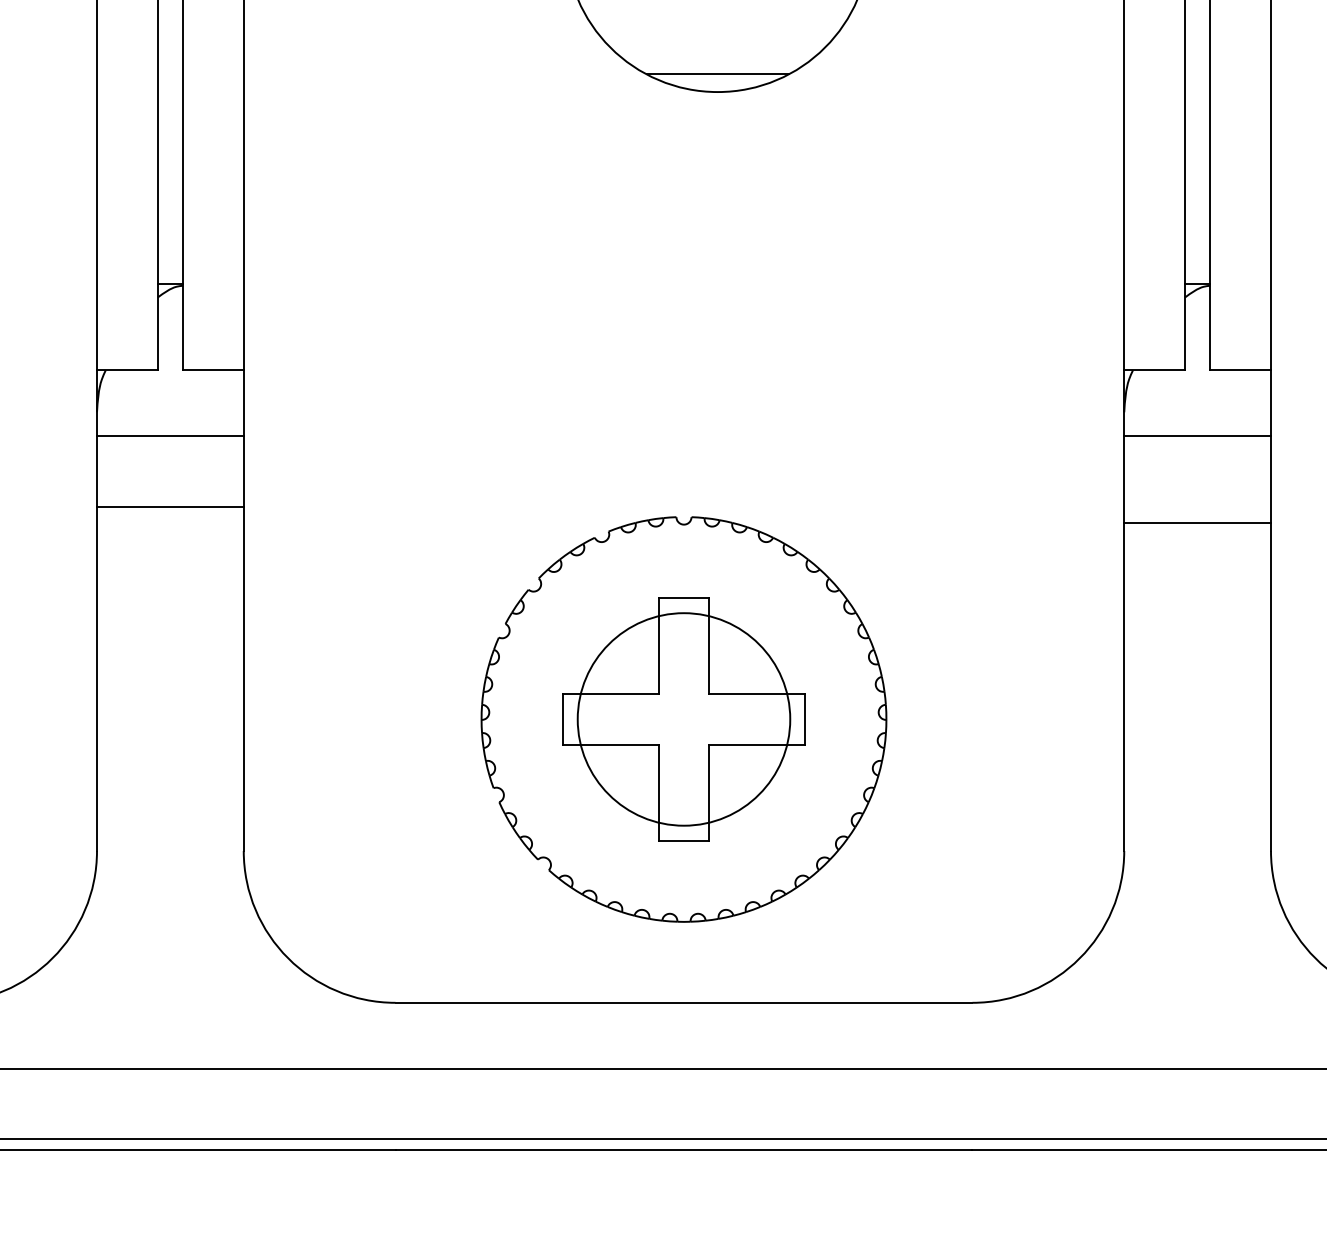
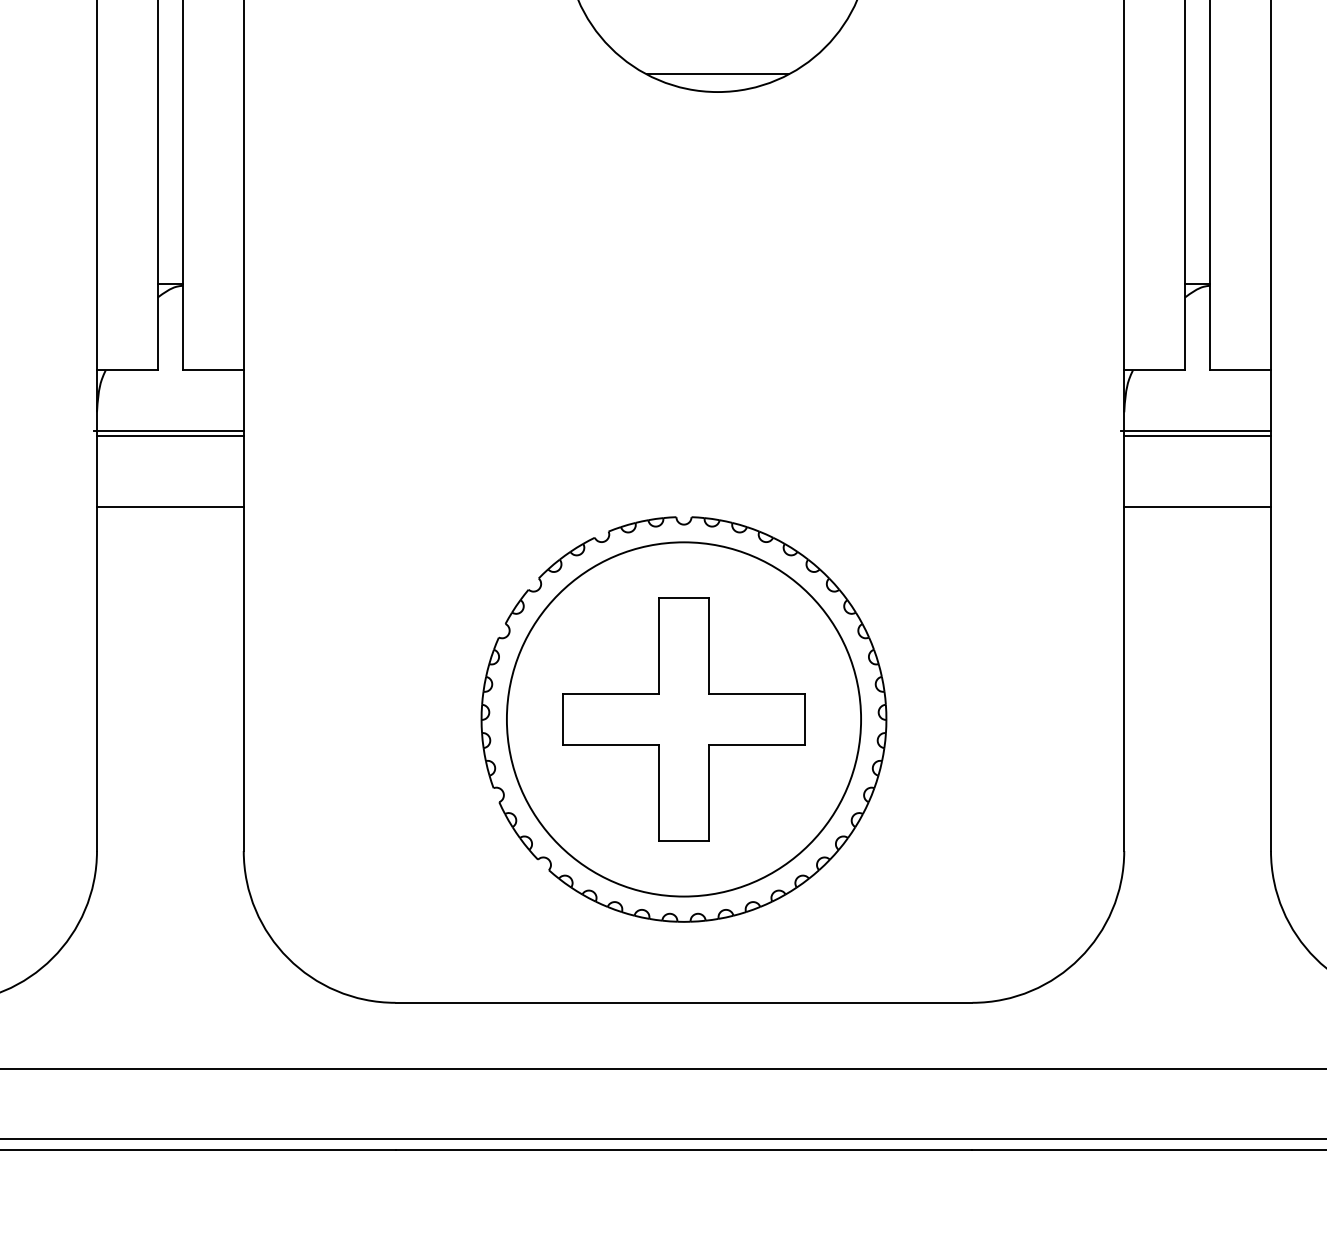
line: none -> present (168, 431)
line: none -> present (1195, 431)
line position: (1197, 522) -> (1197, 506) (1197, 506)
circle diameter: 213 px -> 354 px (683, 719)
